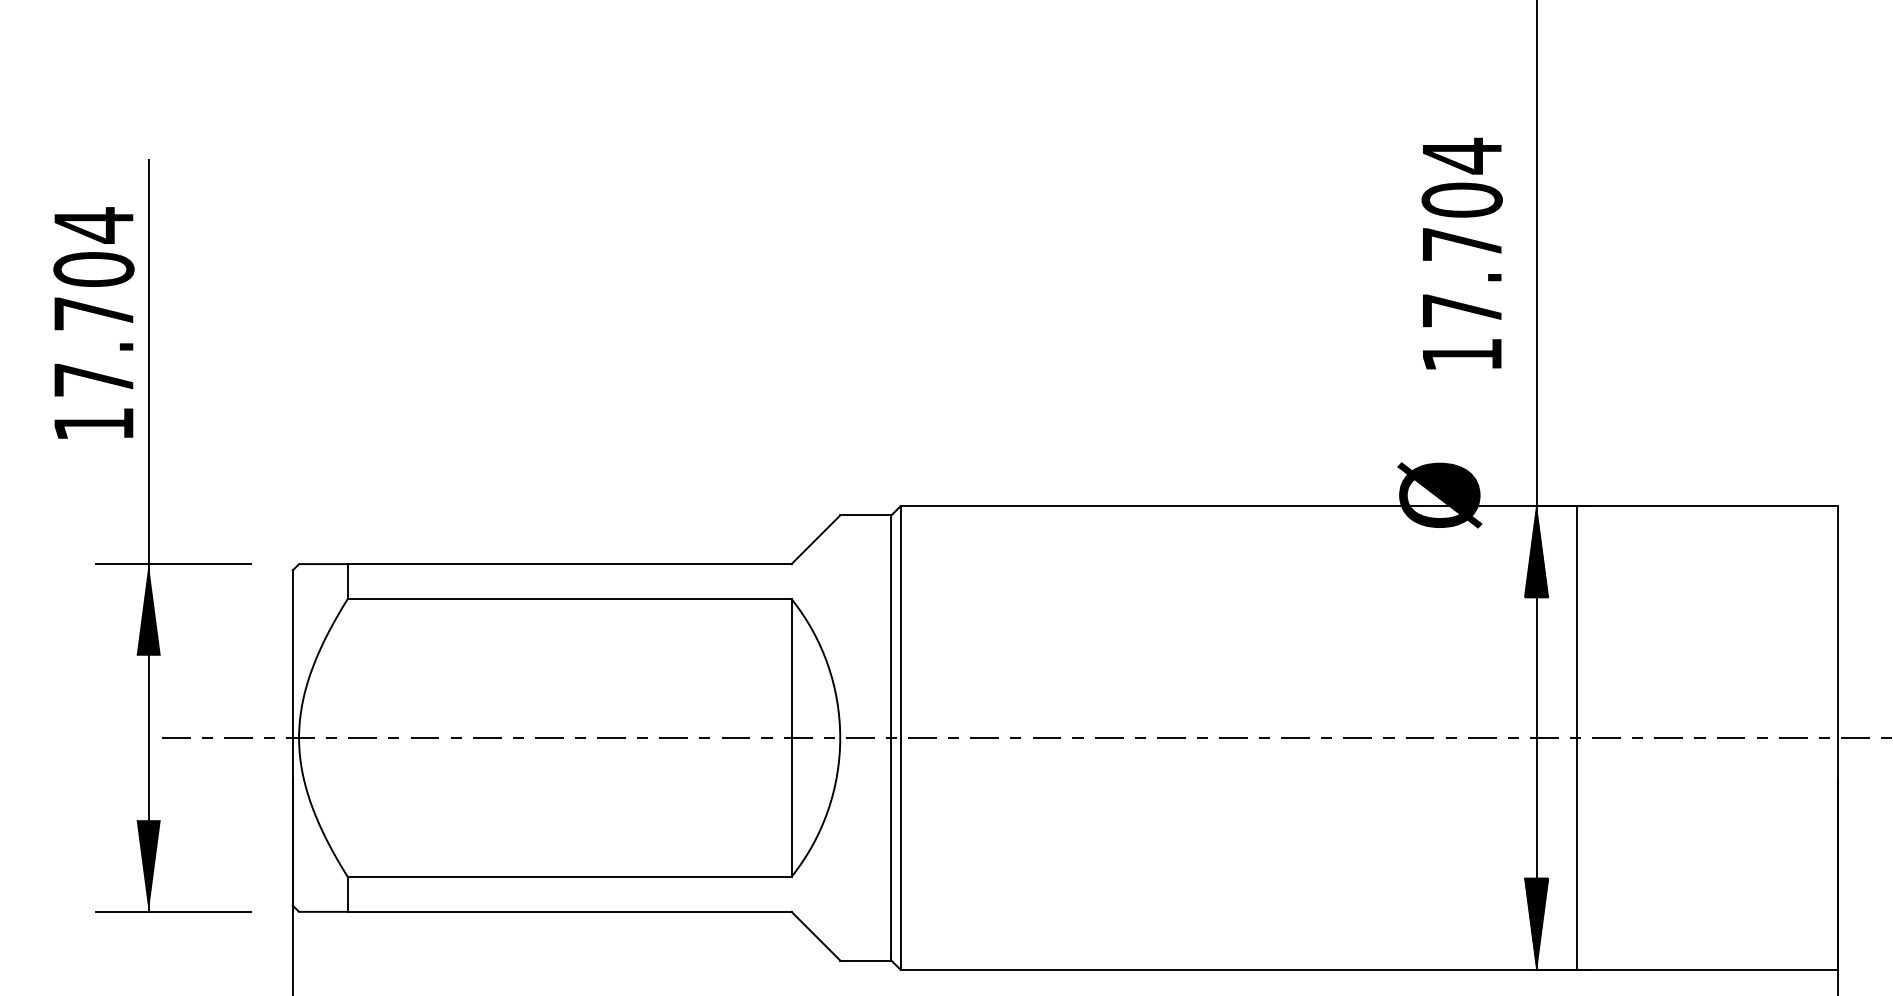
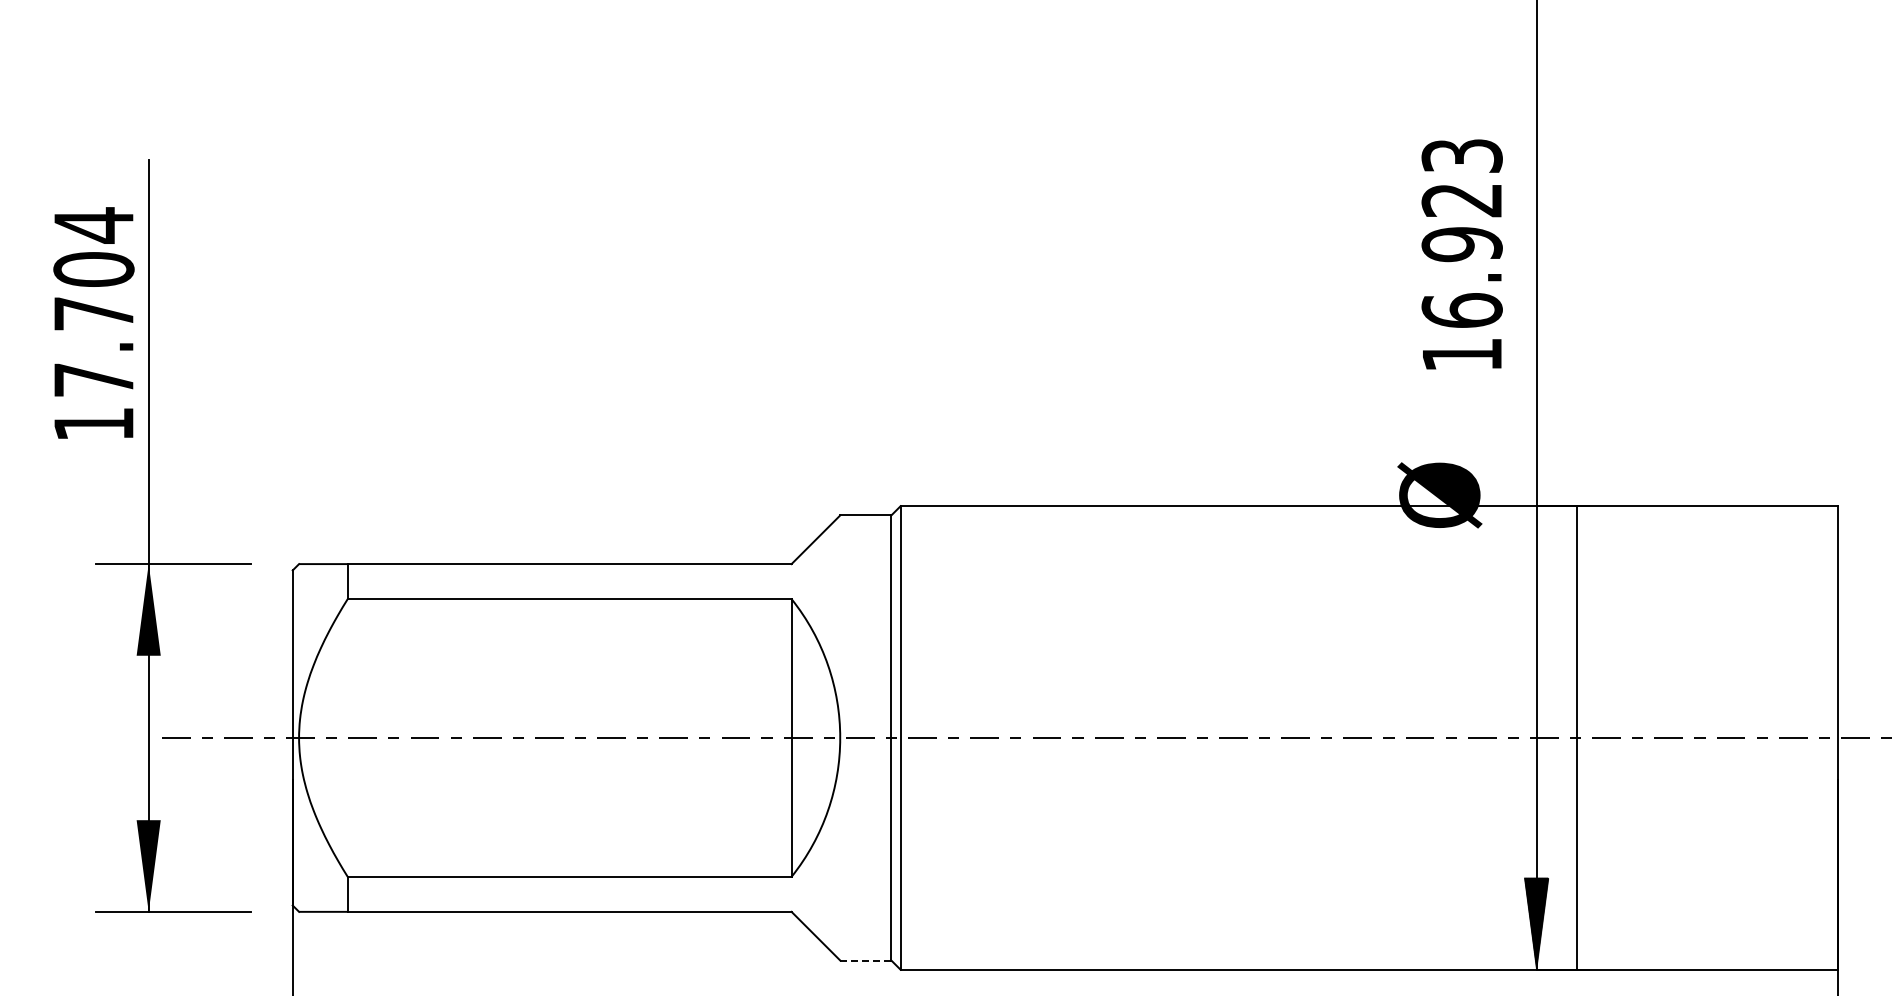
text: 17.704 -> 16.923 (1461, 232)
hatch: present -> none (1536, 551)
line: solid -> dashed (865, 960)
